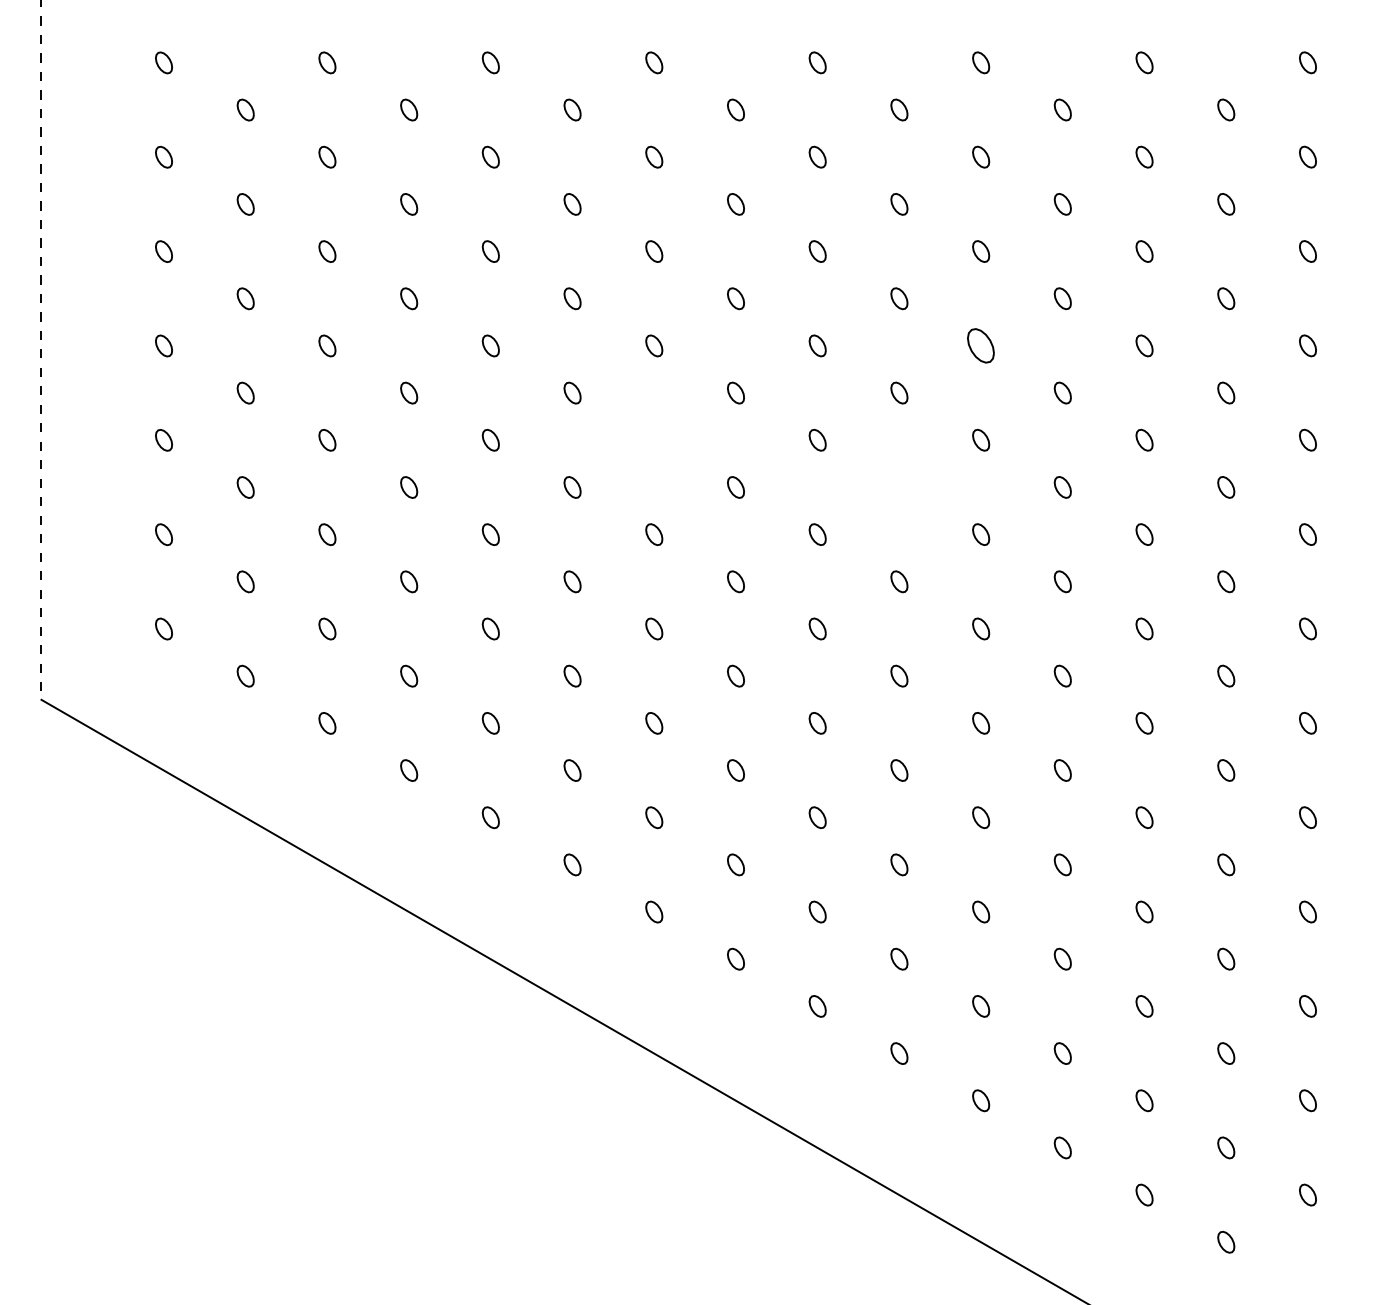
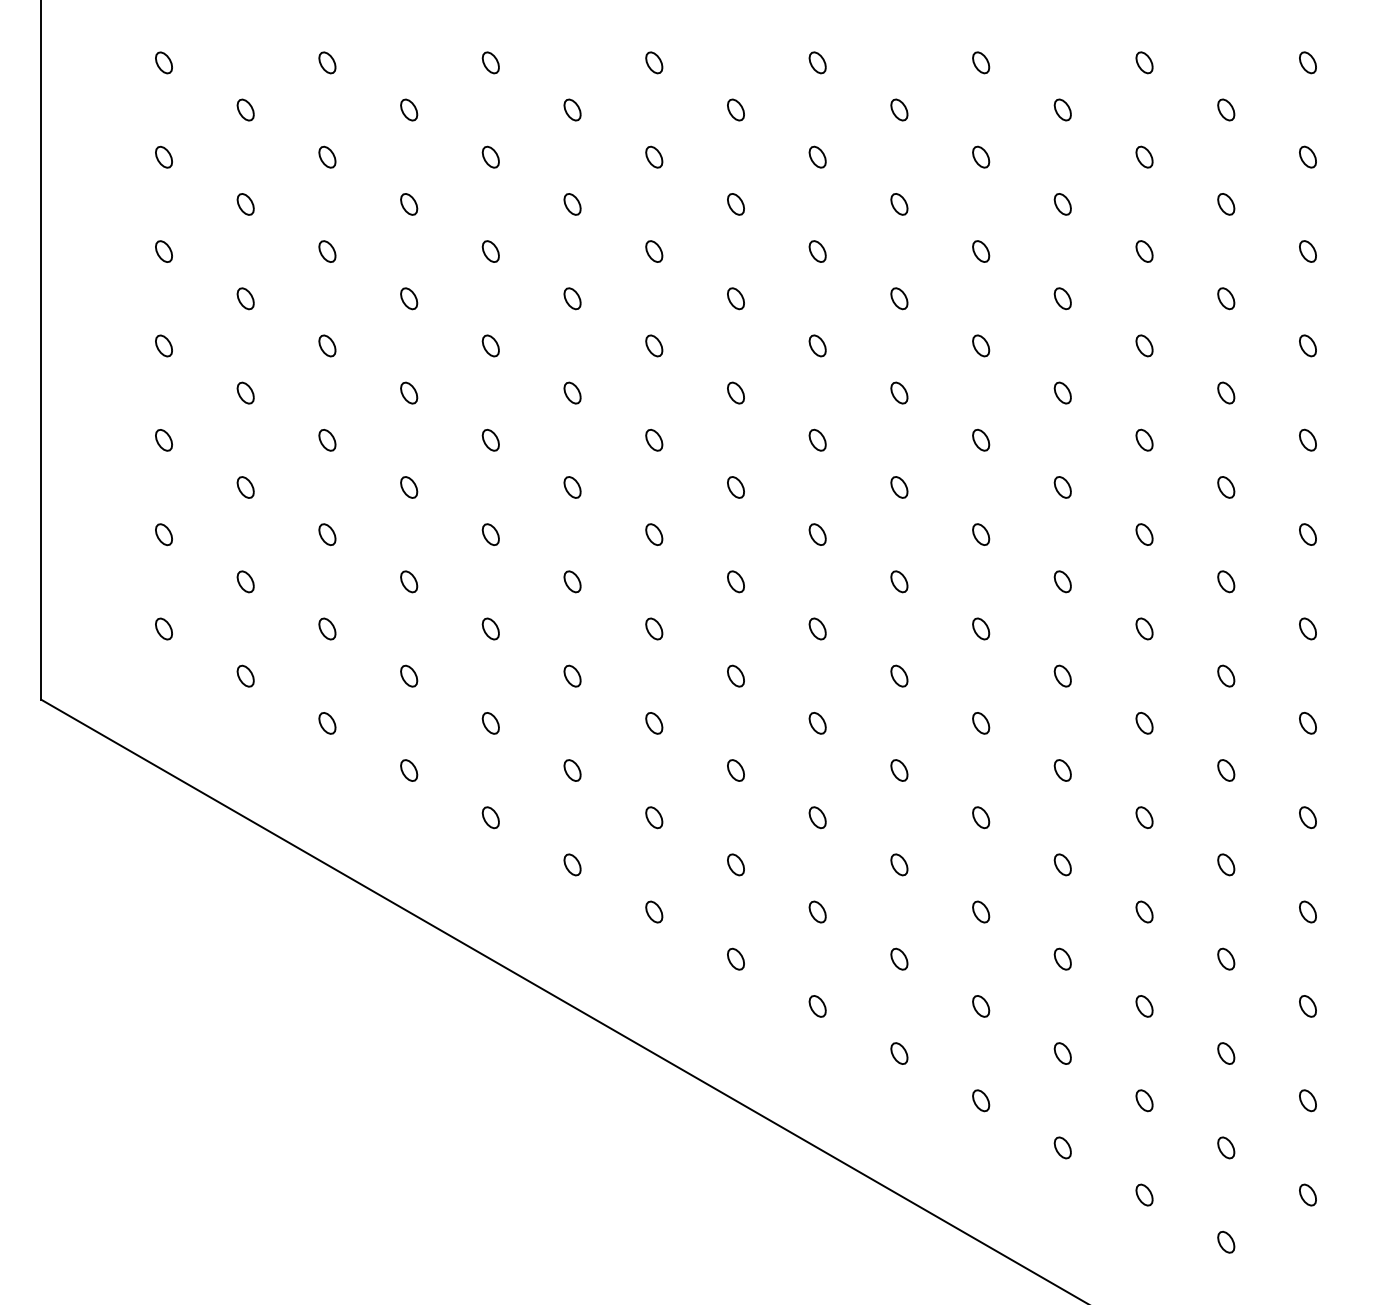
part size: 28x36 px -> 19x24 px (981, 345)
line: dashed -> solid (41, 350)
part: none -> present (654, 440)
part: none -> present (899, 487)
